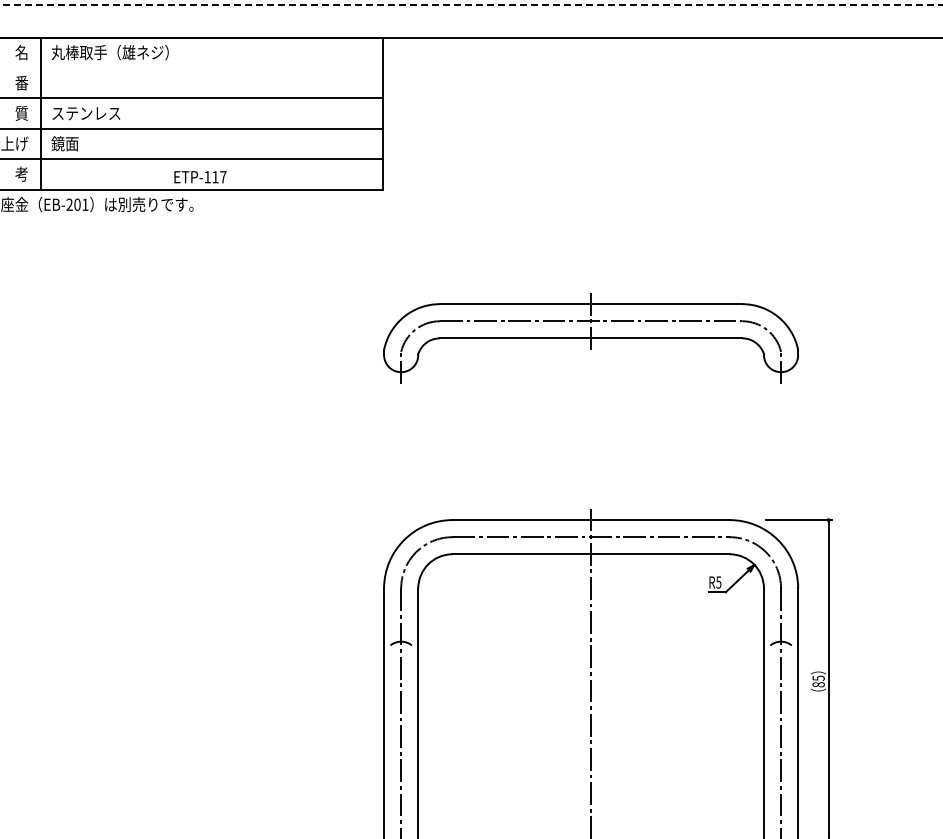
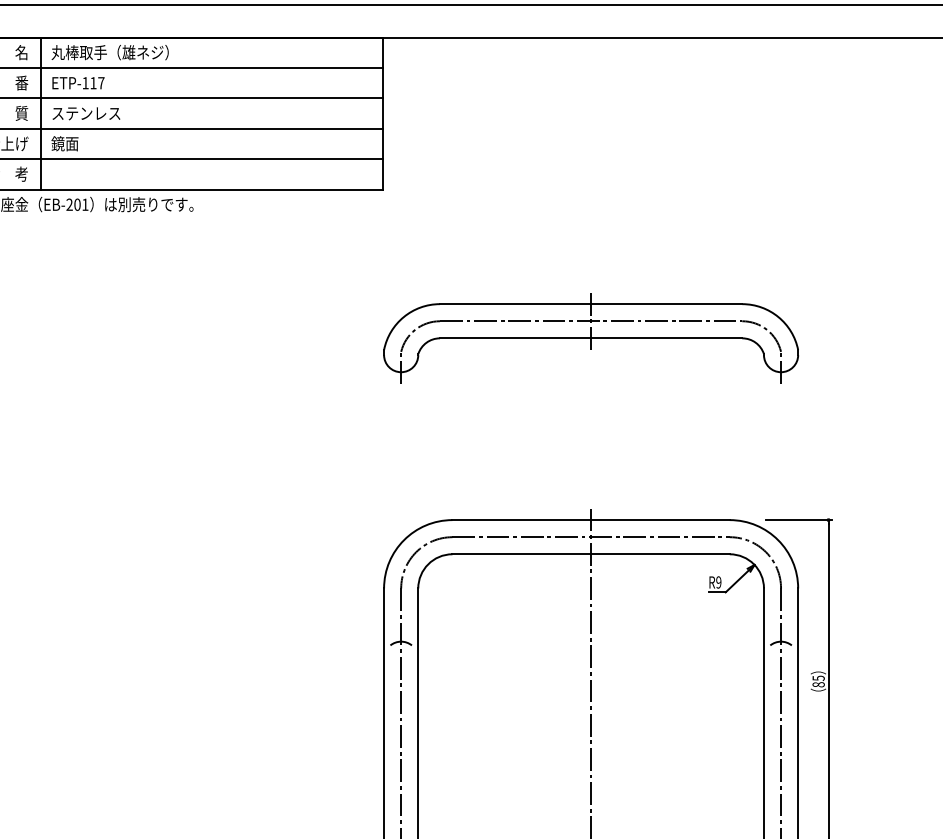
line: dashed -> solid (471, 5)
line: none -> present (192, 68)
text position: (200, 177) -> (78, 83) (78, 83)
text: R5 -> R9 (718, 582)
